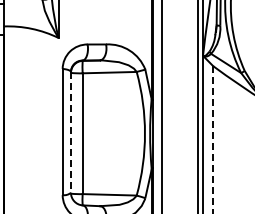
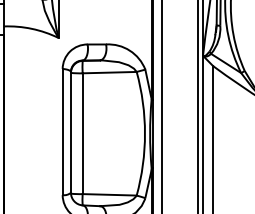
line: dashed -> solid (70, 132)
line: dashed -> solid (213, 140)
